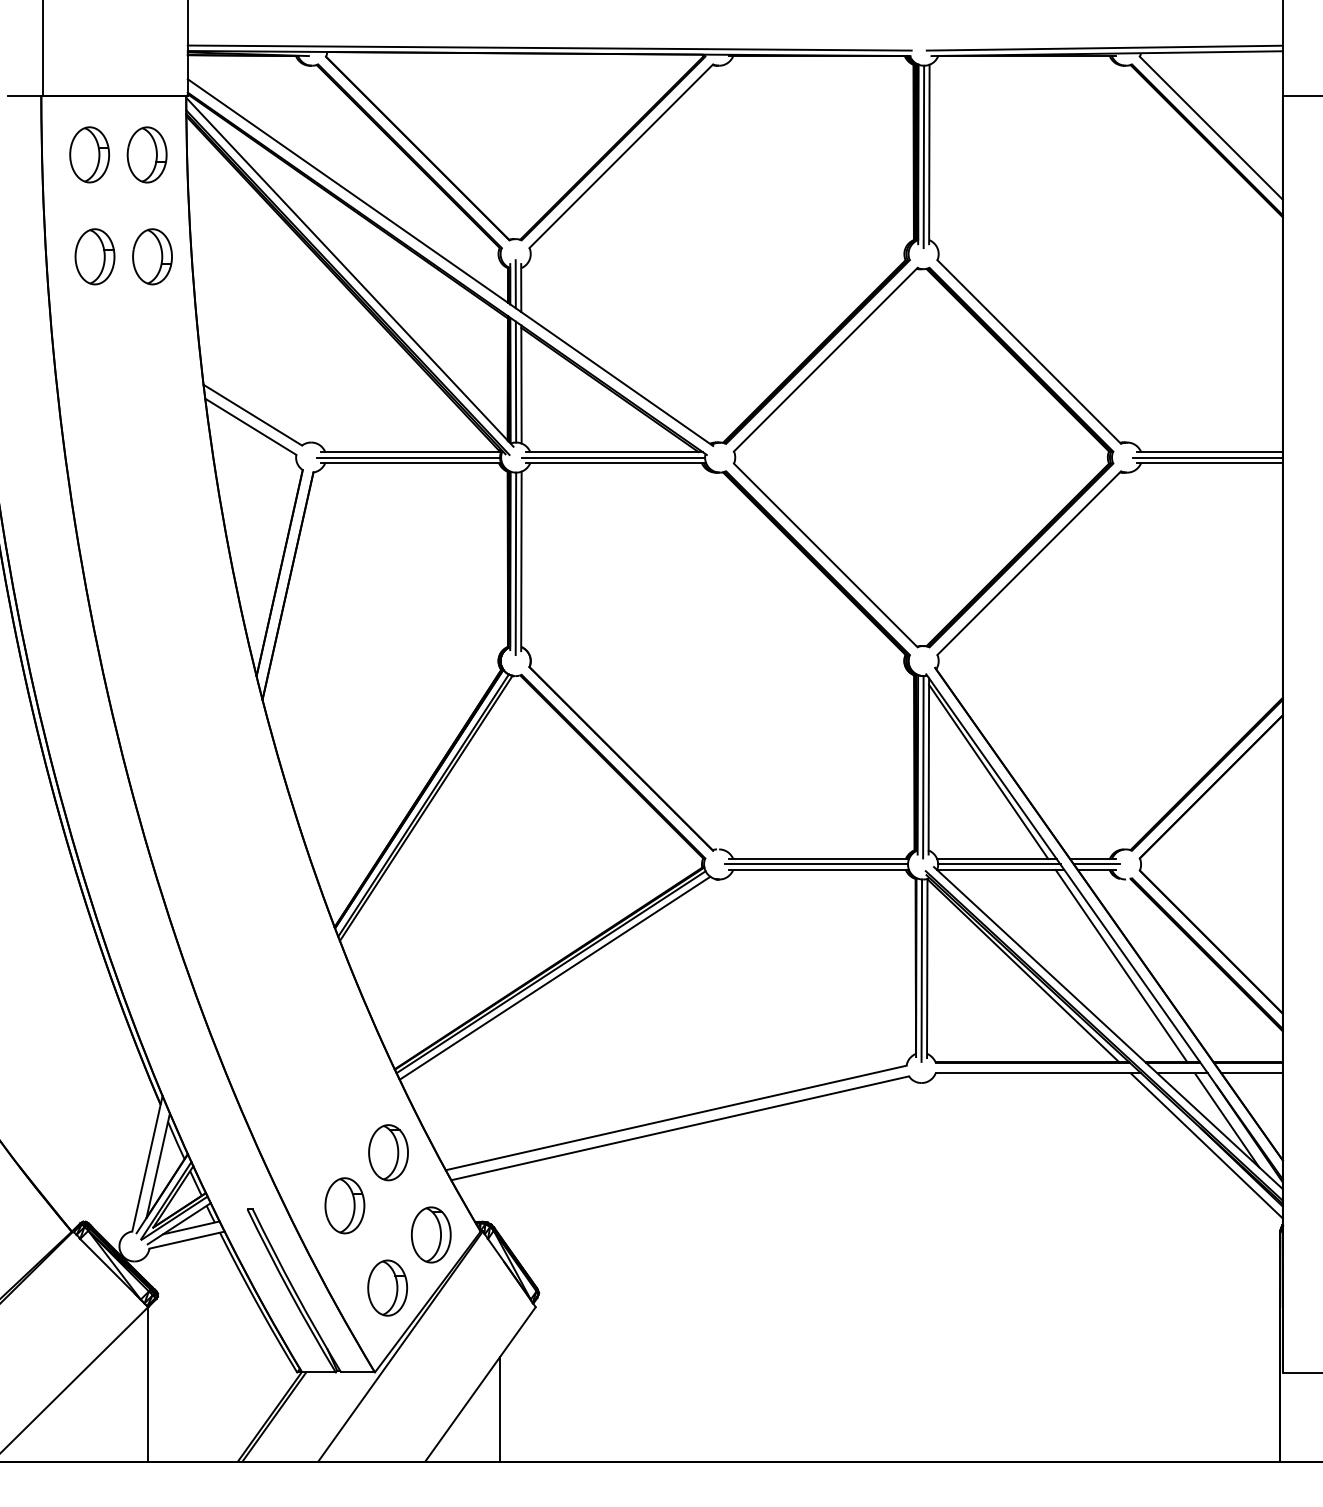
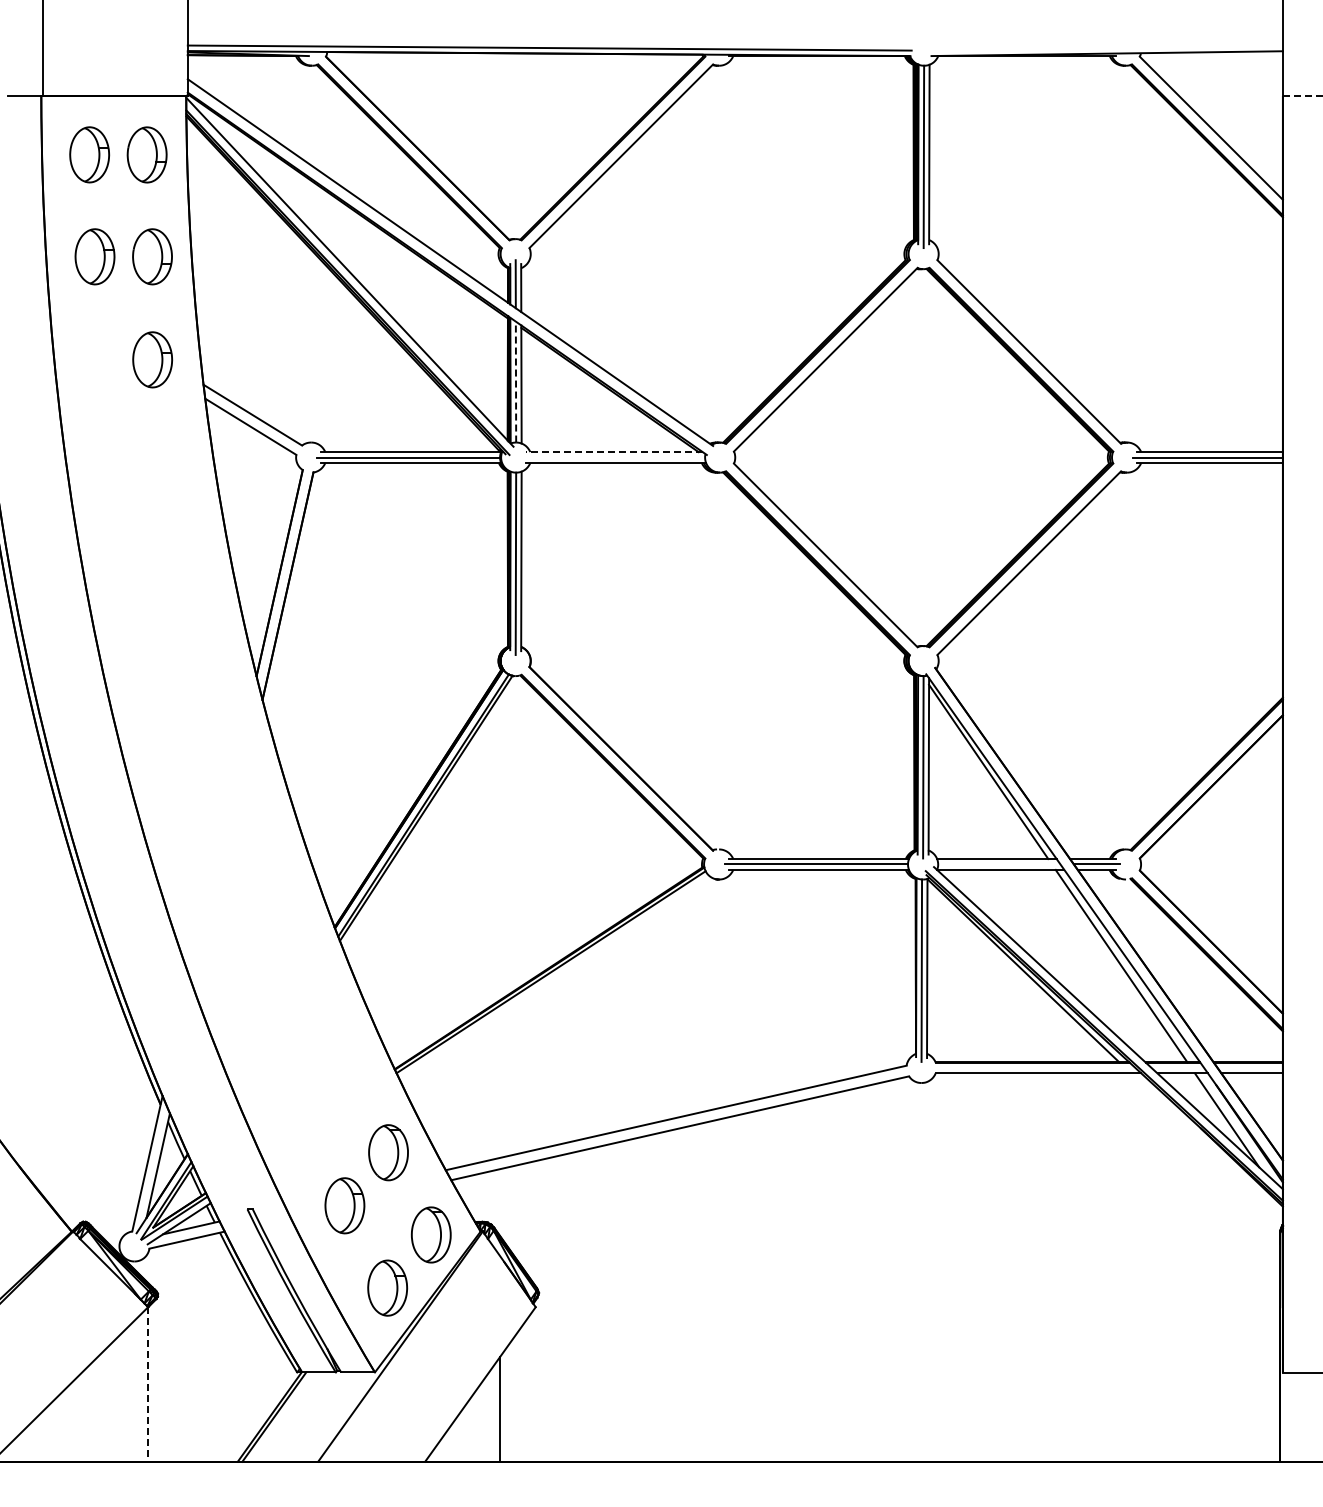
line: present -> none (1104, 47)
line: solid -> dashed (1302, 96)
part: none -> present (152, 359)
line: solid -> dashed (516, 381)
line: solid -> dashed (613, 452)
line: present -> none (613, 457)
line: present -> none (999, 864)
line: present -> none (554, 977)
line: present -> none (1206, 1145)
line: solid -> dashed (148, 1384)
